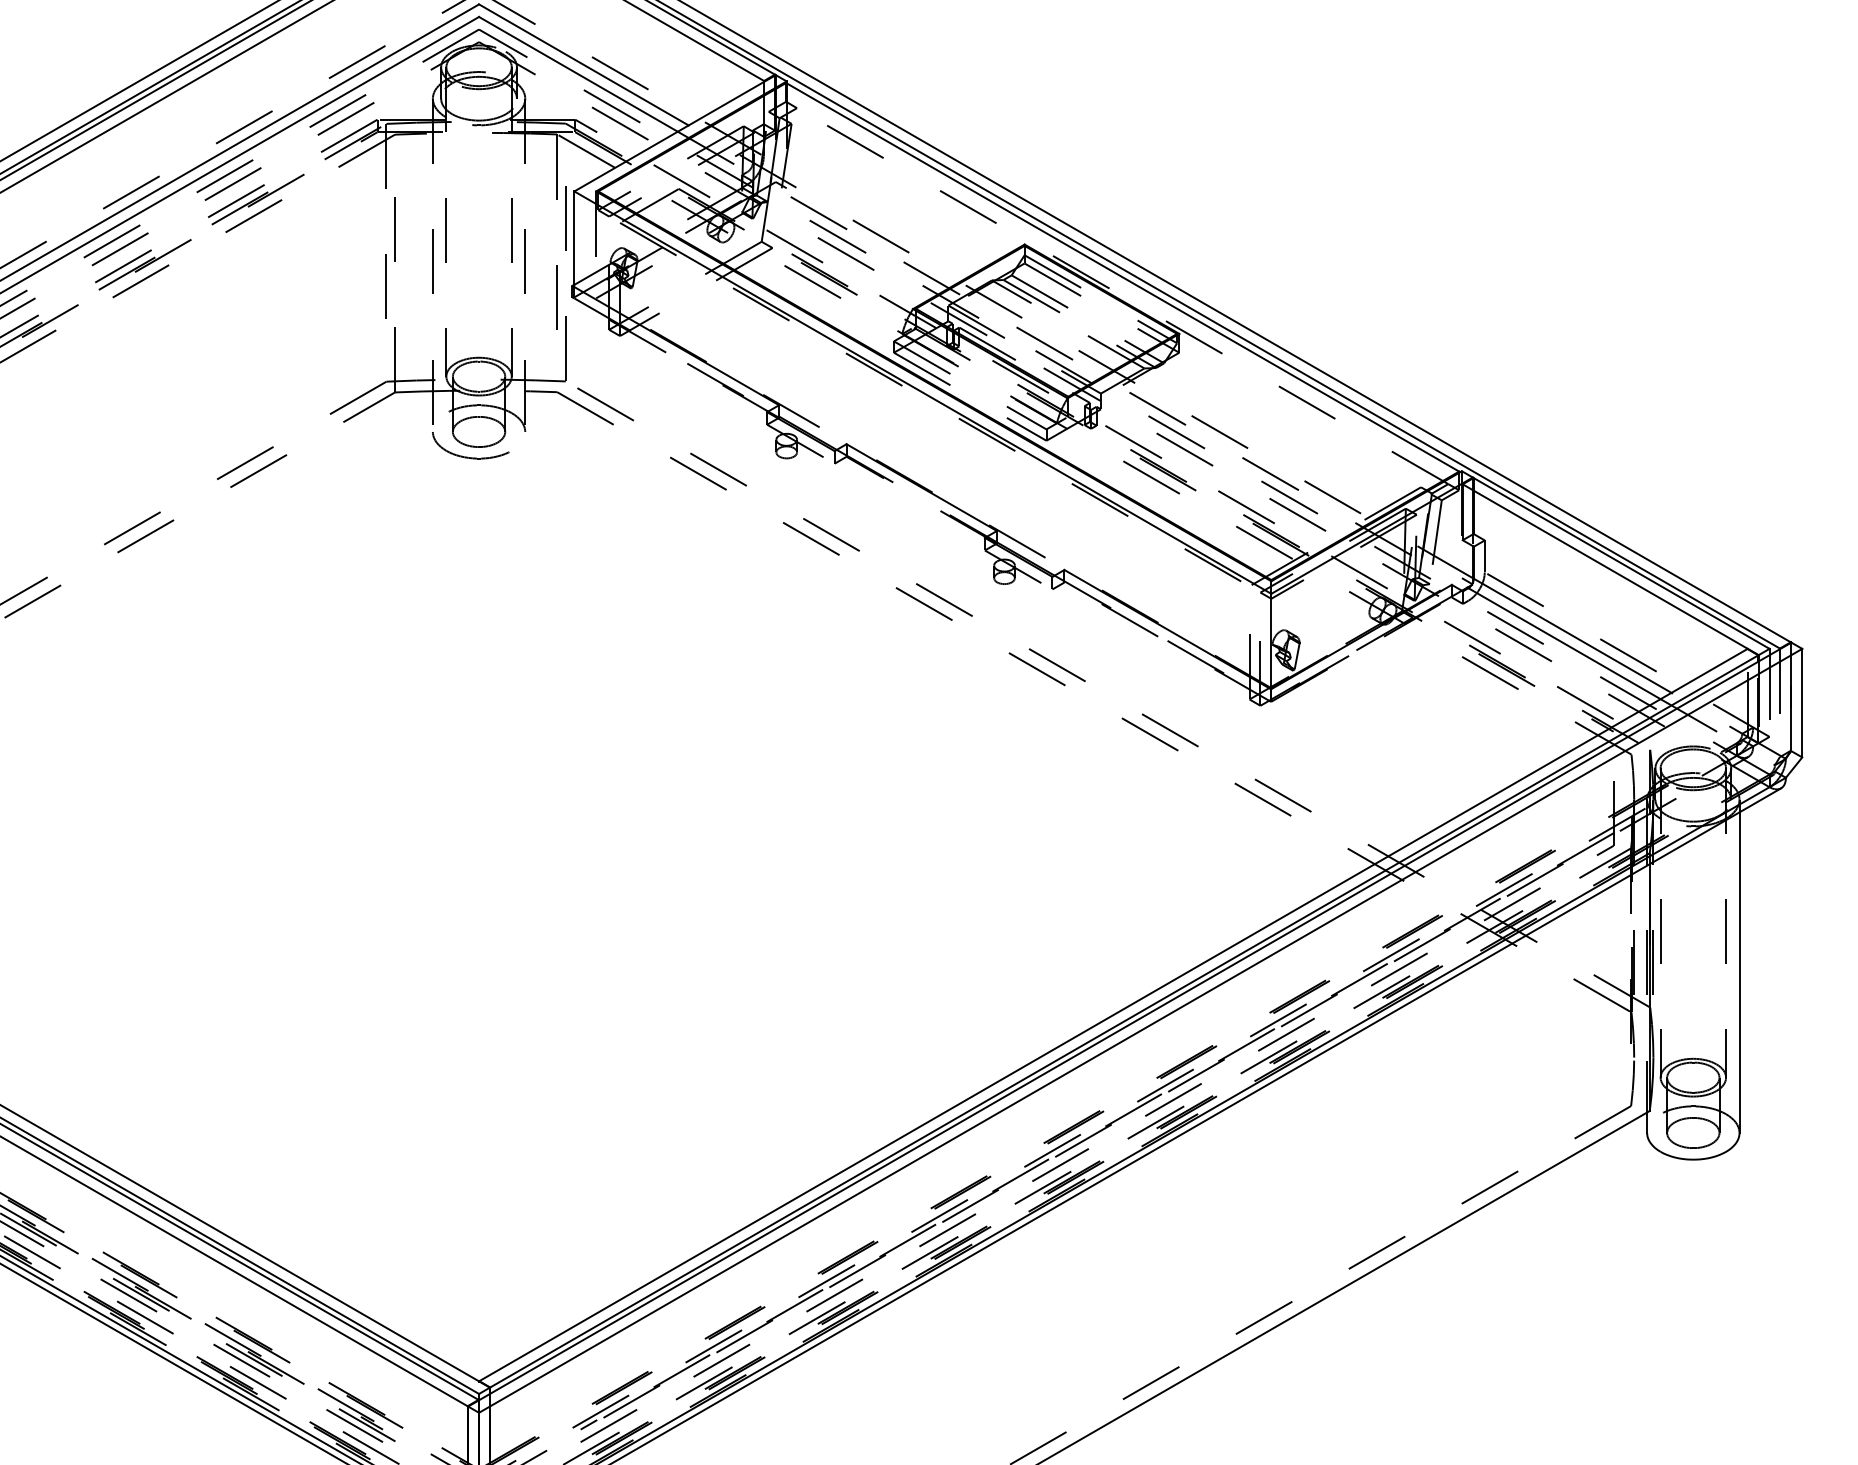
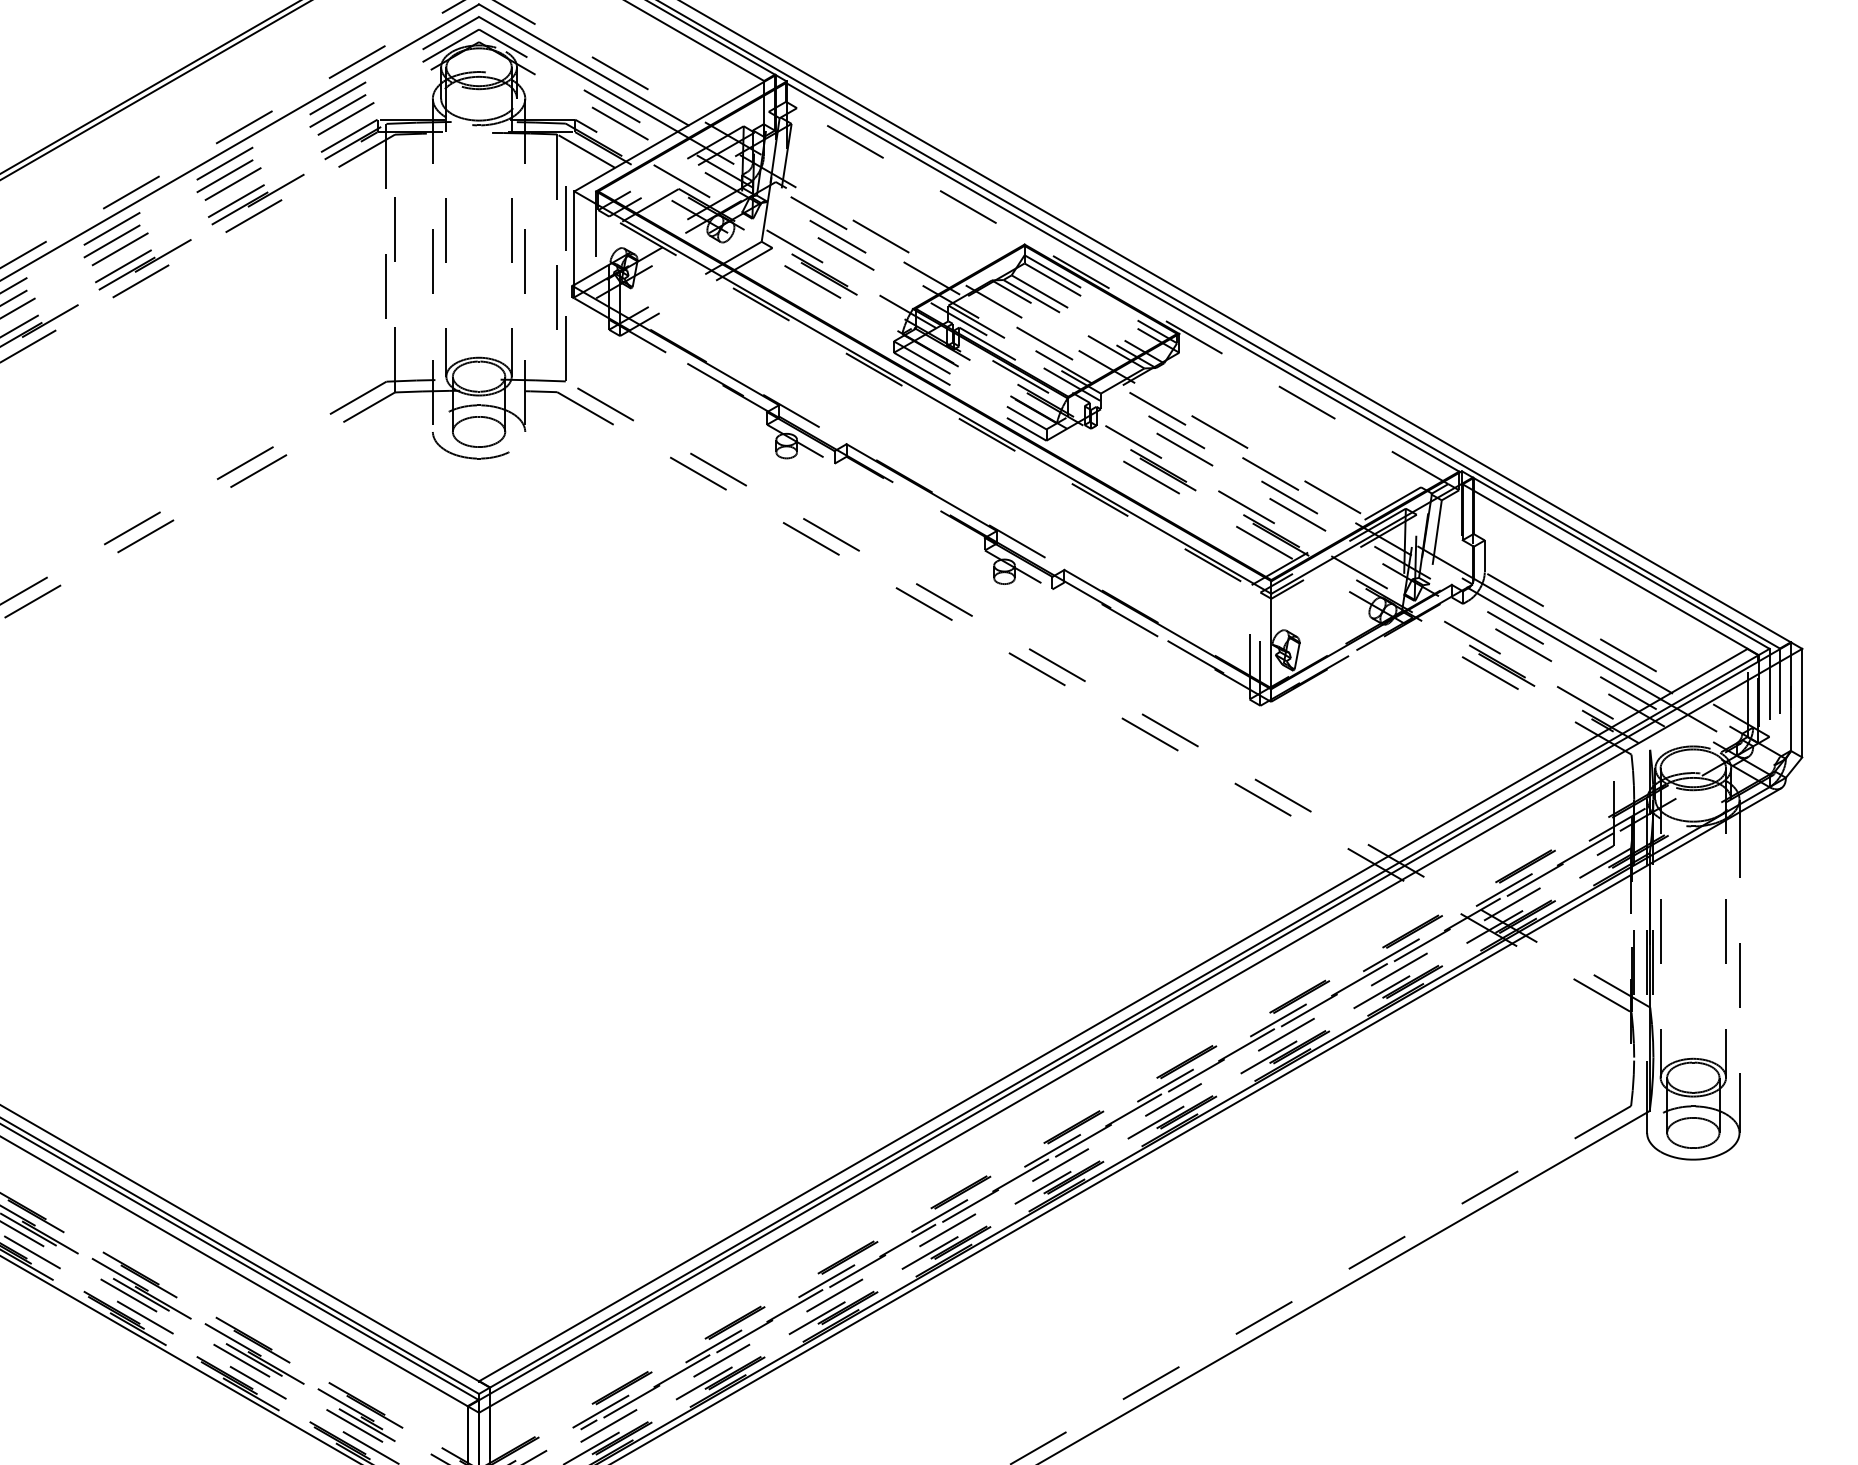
line: present -> none (139, 81)
line: present -> none (166, 96)
line: solid -> dashed (239, 155)
line: solid -> dashed (1739, 973)
line: present -> none (172, 1362)
